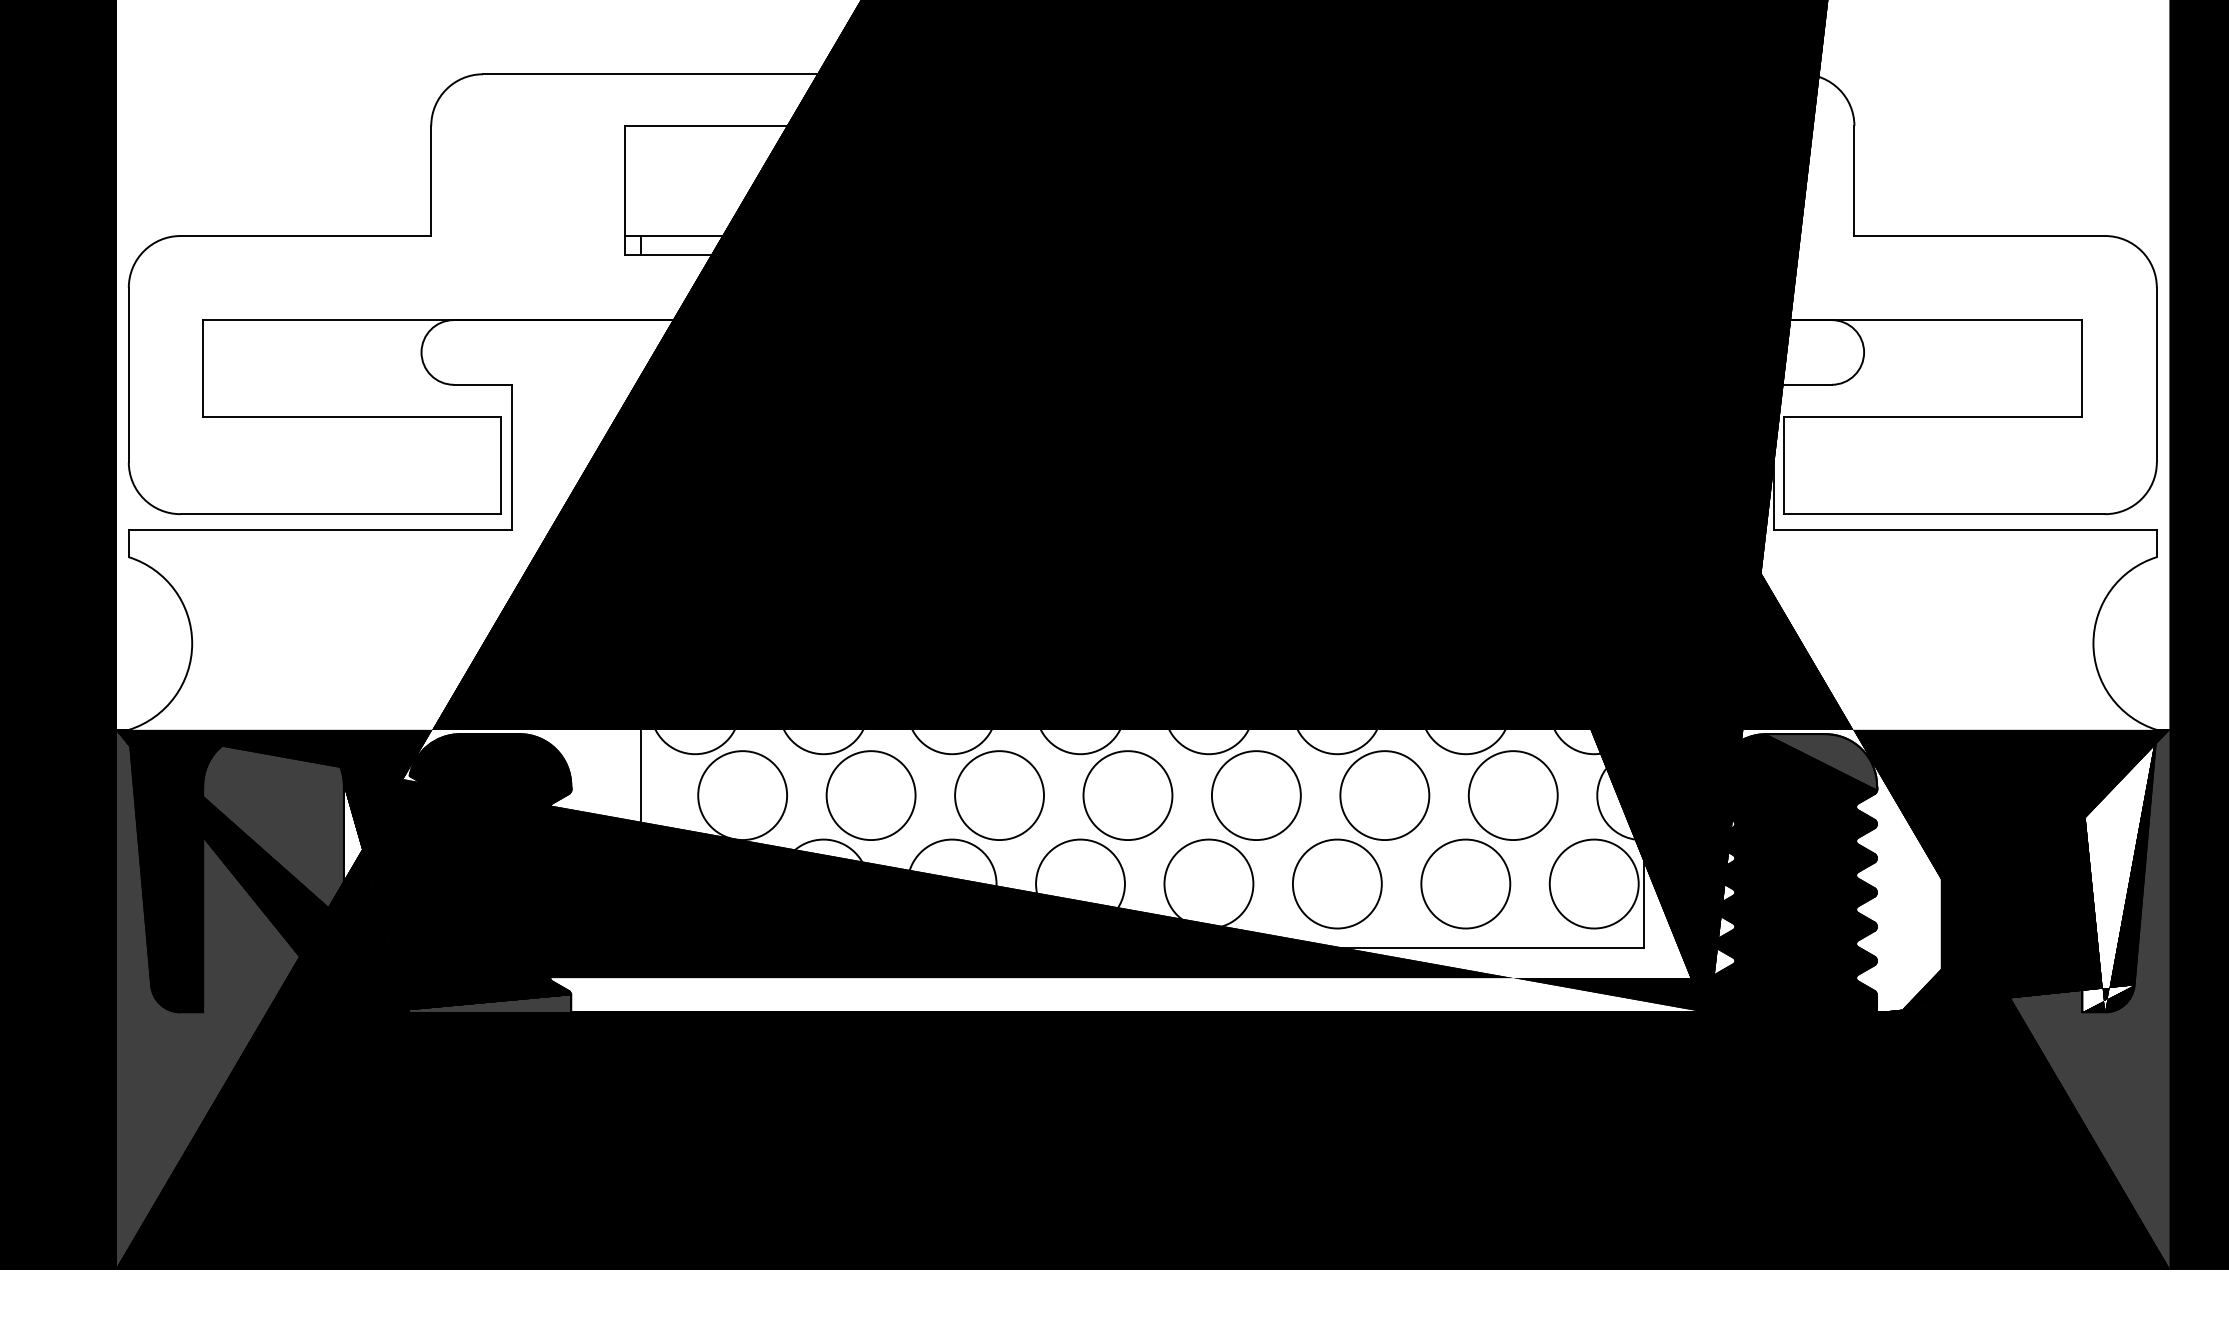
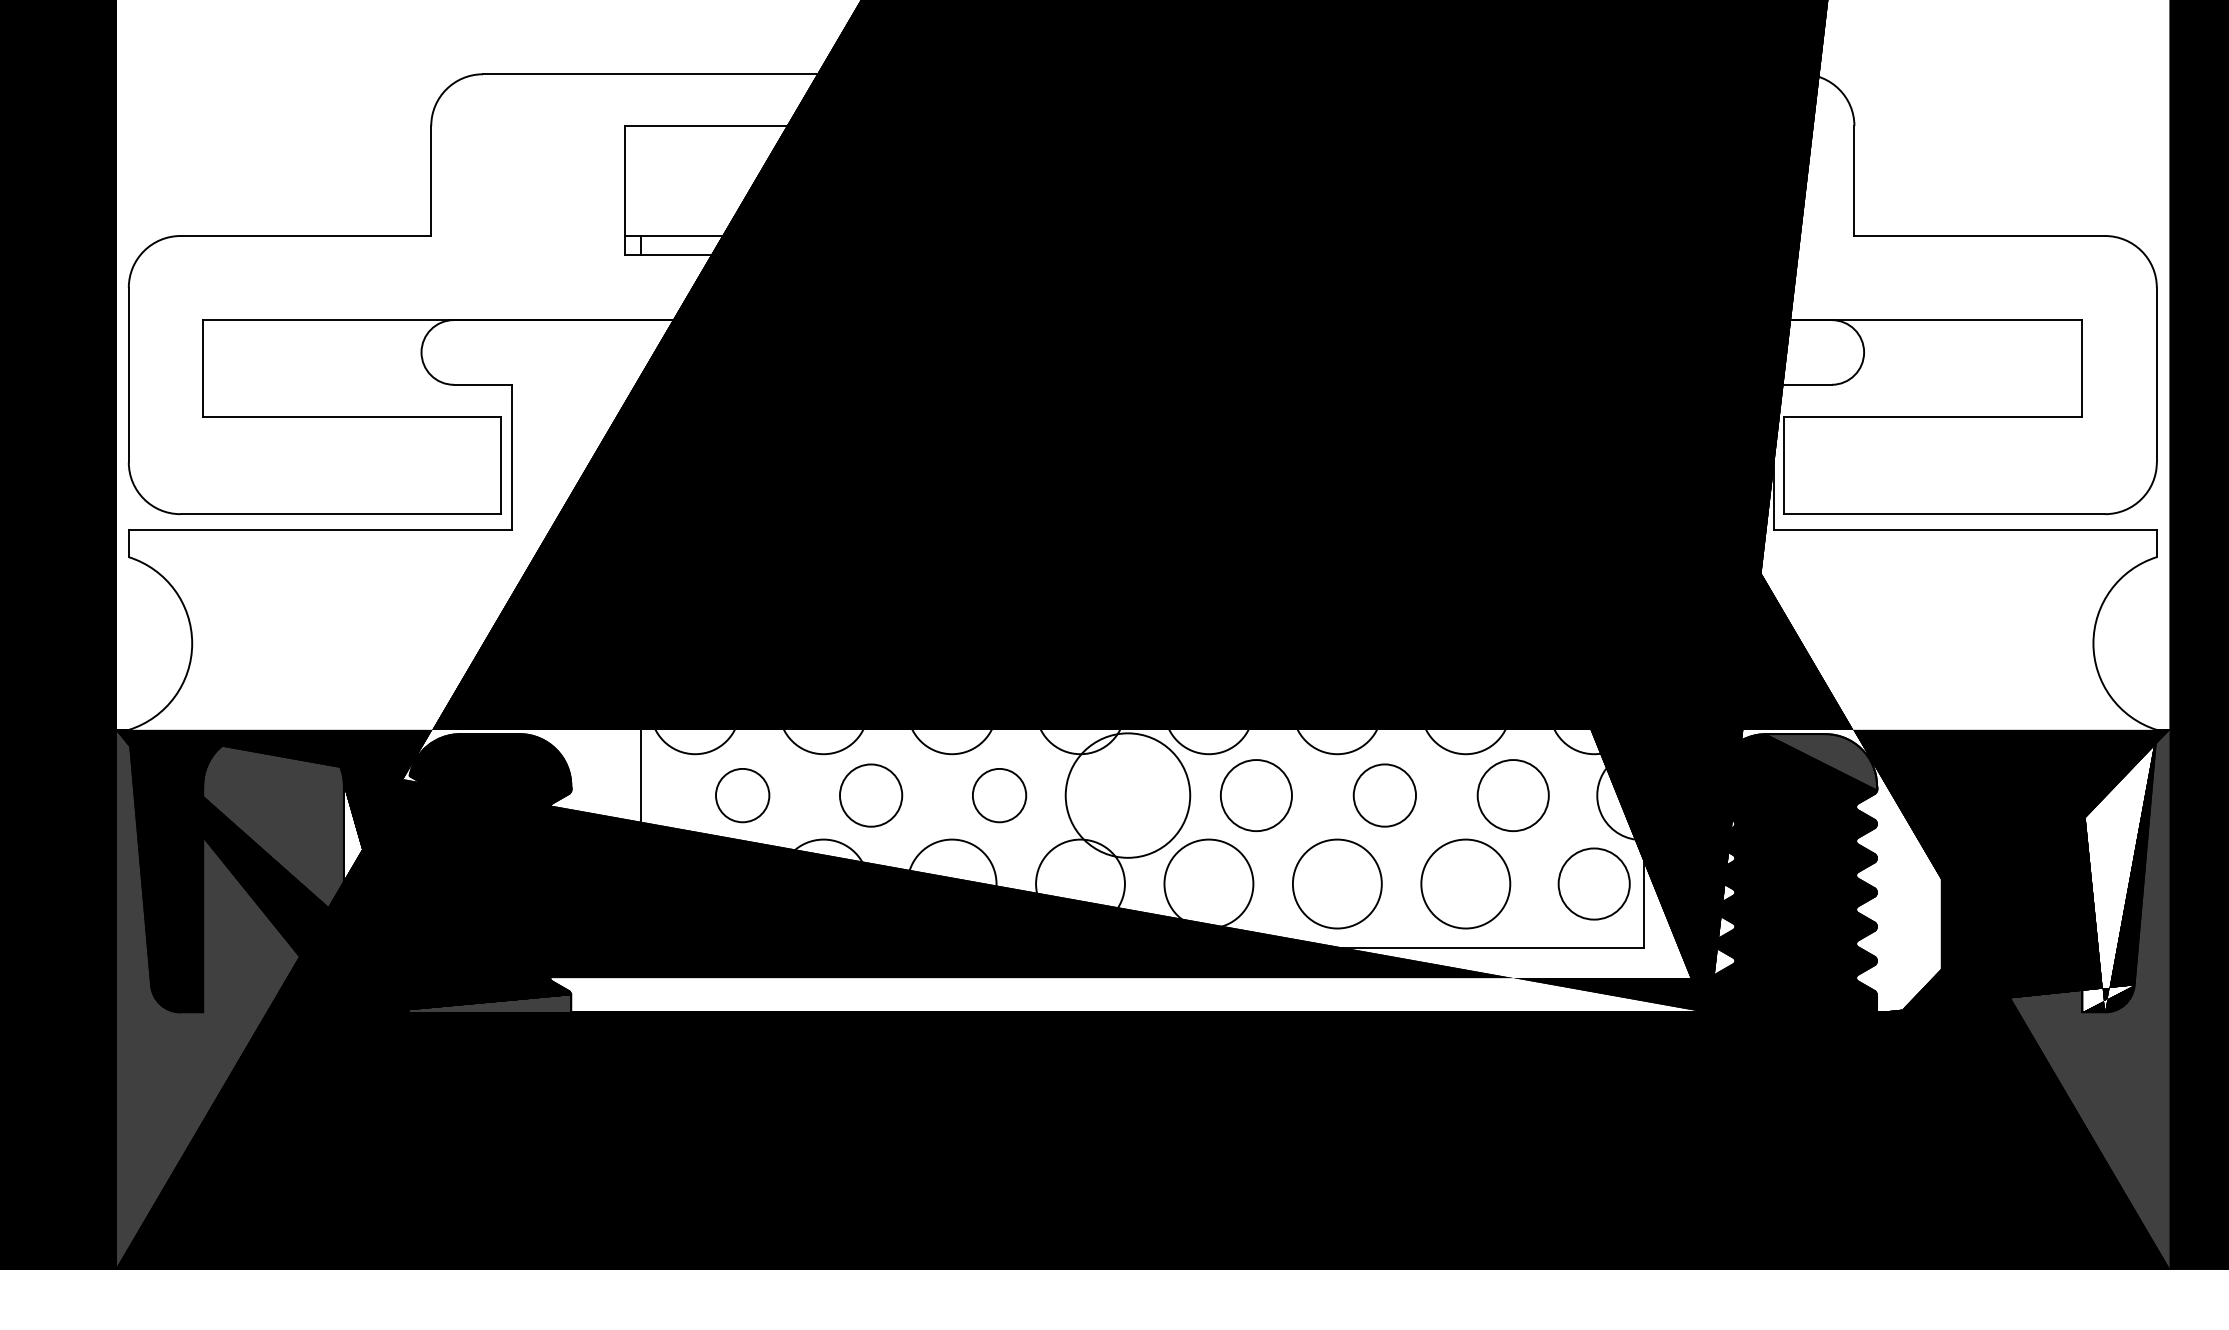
circle diameter: 89 px -> 53 px (742, 795)
circle diameter: 89 px -> 62 px (870, 795)
circle diameter: 89 px -> 53 px (999, 795)
circle diameter: 89 px -> 124 px (1127, 795)
circle diameter: 89 px -> 71 px (1255, 795)
circle size: 92x91 px -> 65x65 px (1384, 795)
circle diameter: 89 px -> 71 px (1512, 795)
circle diameter: 89 px -> 71 px (1593, 883)
